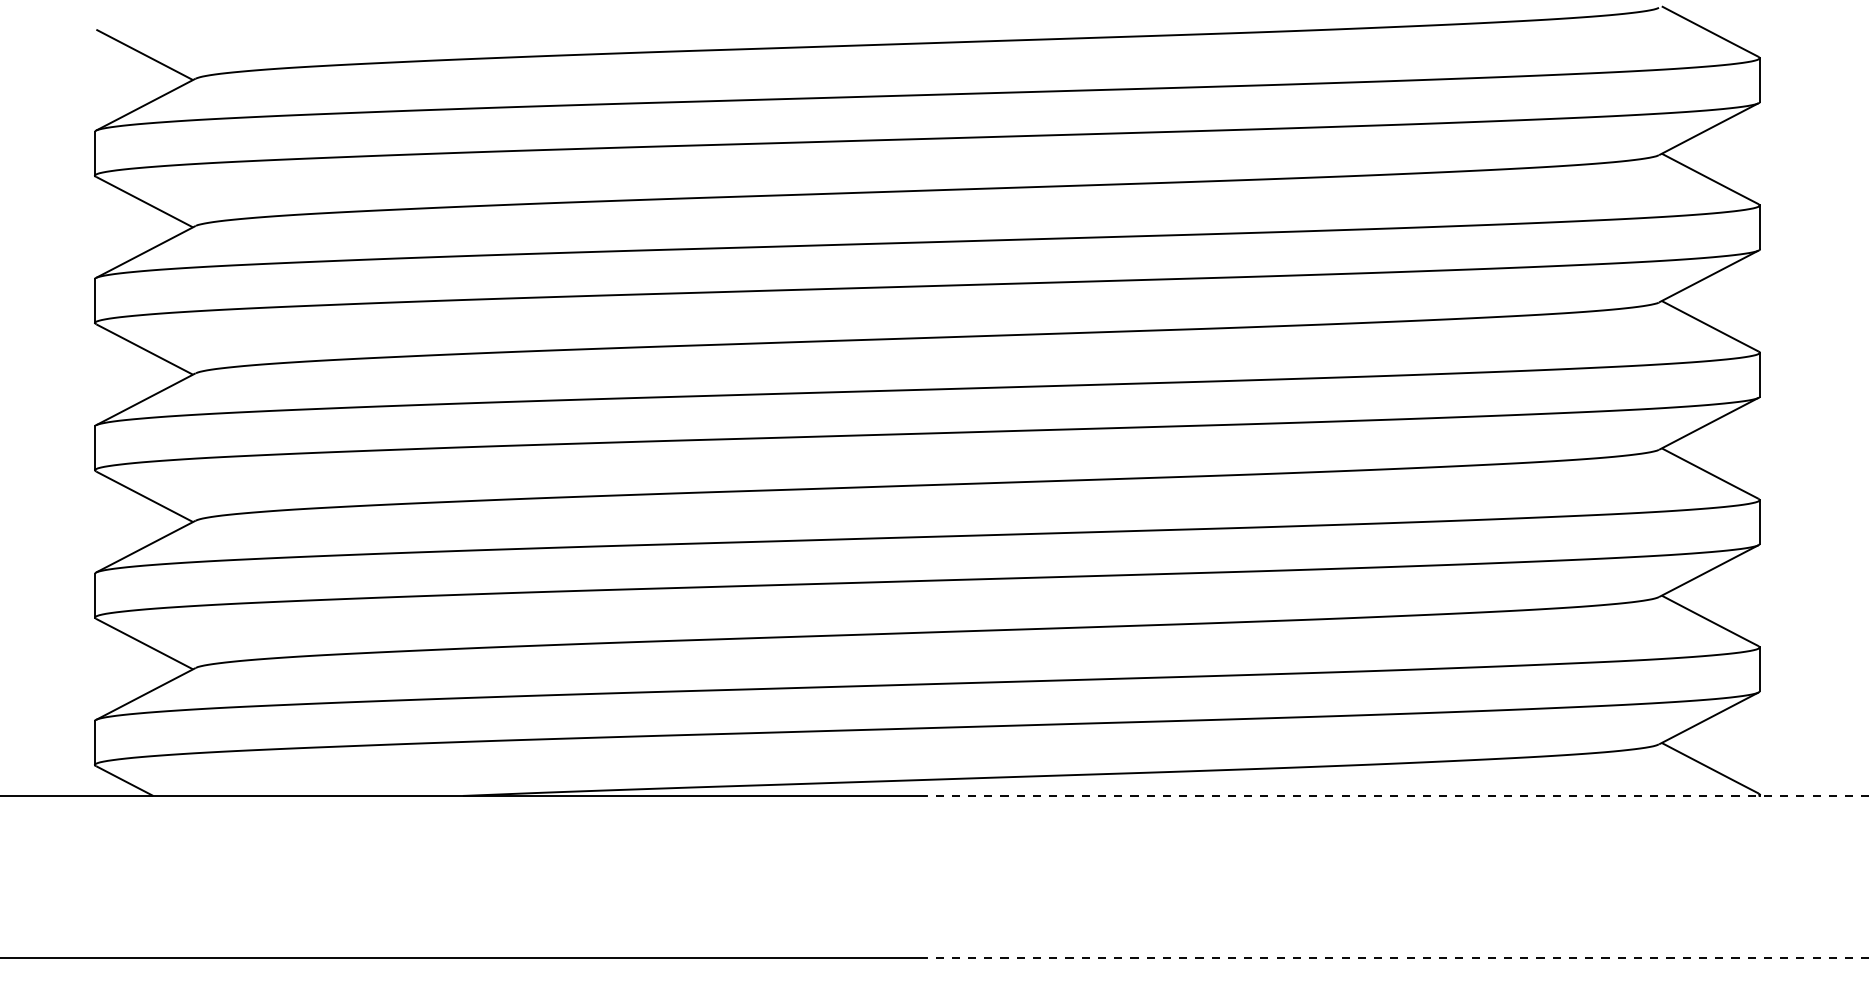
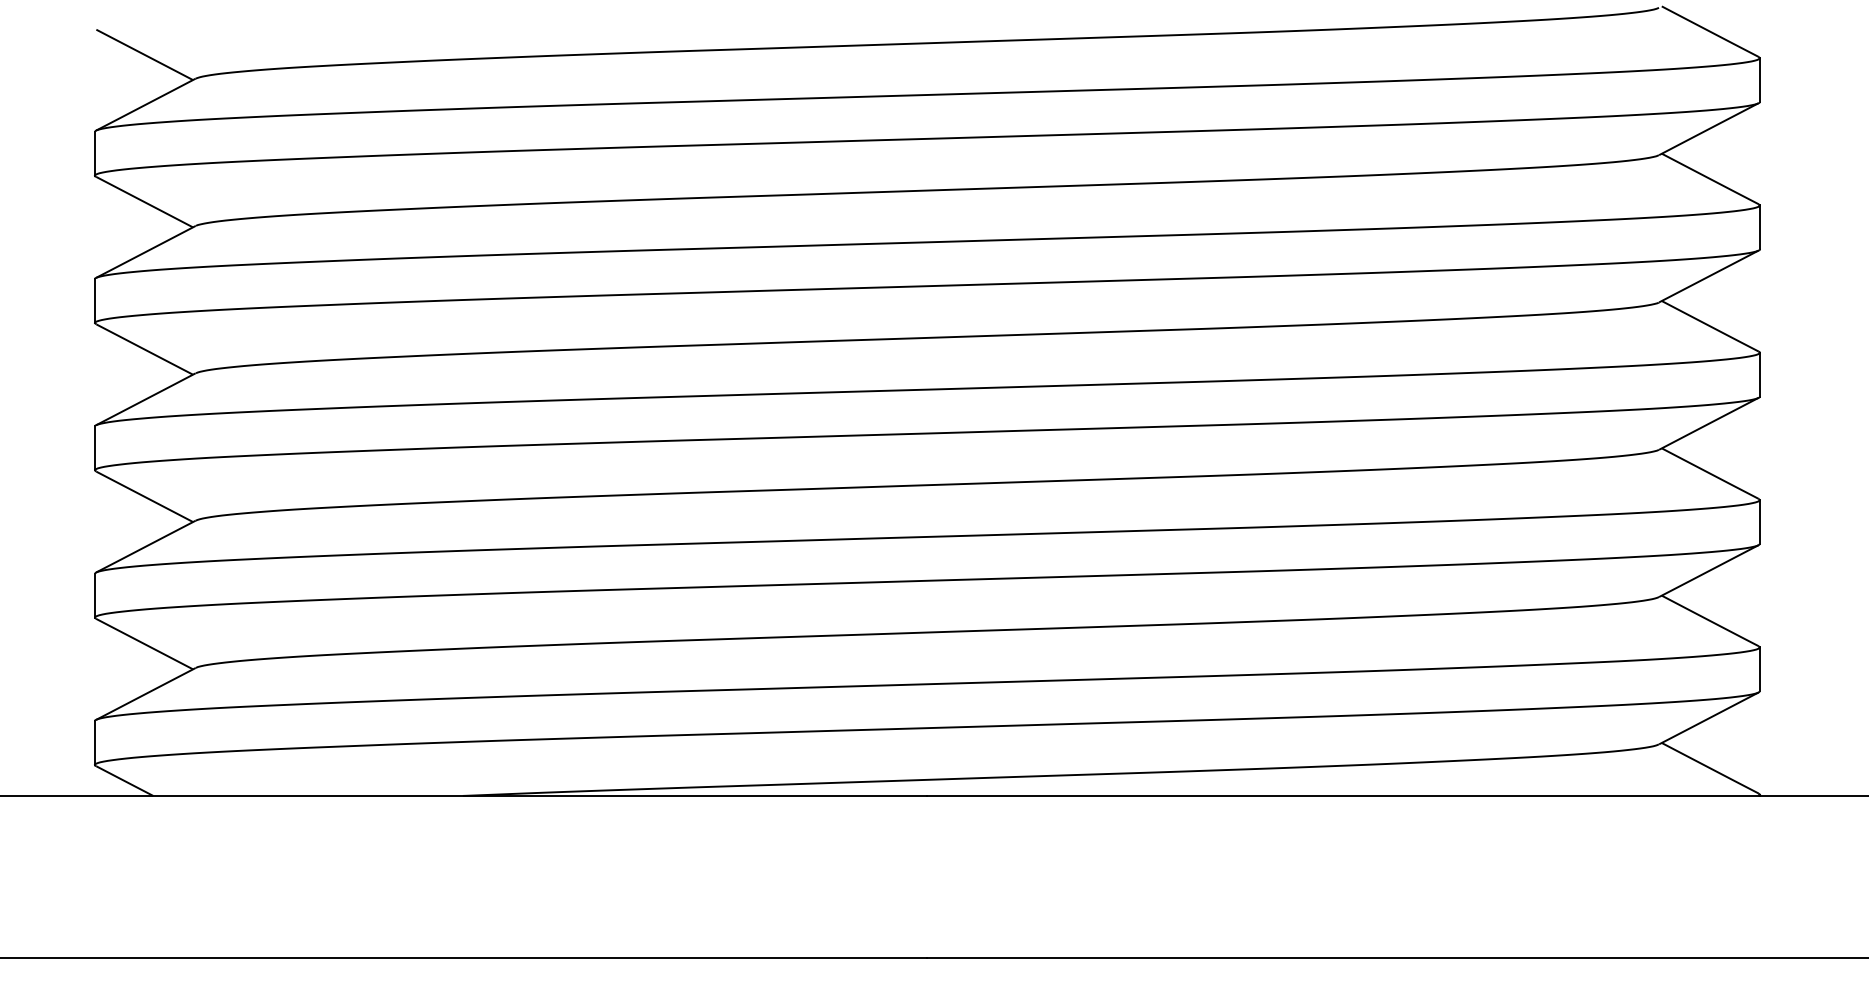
line: dashed -> solid (1397, 795)
line: dashed -> solid (1397, 958)
